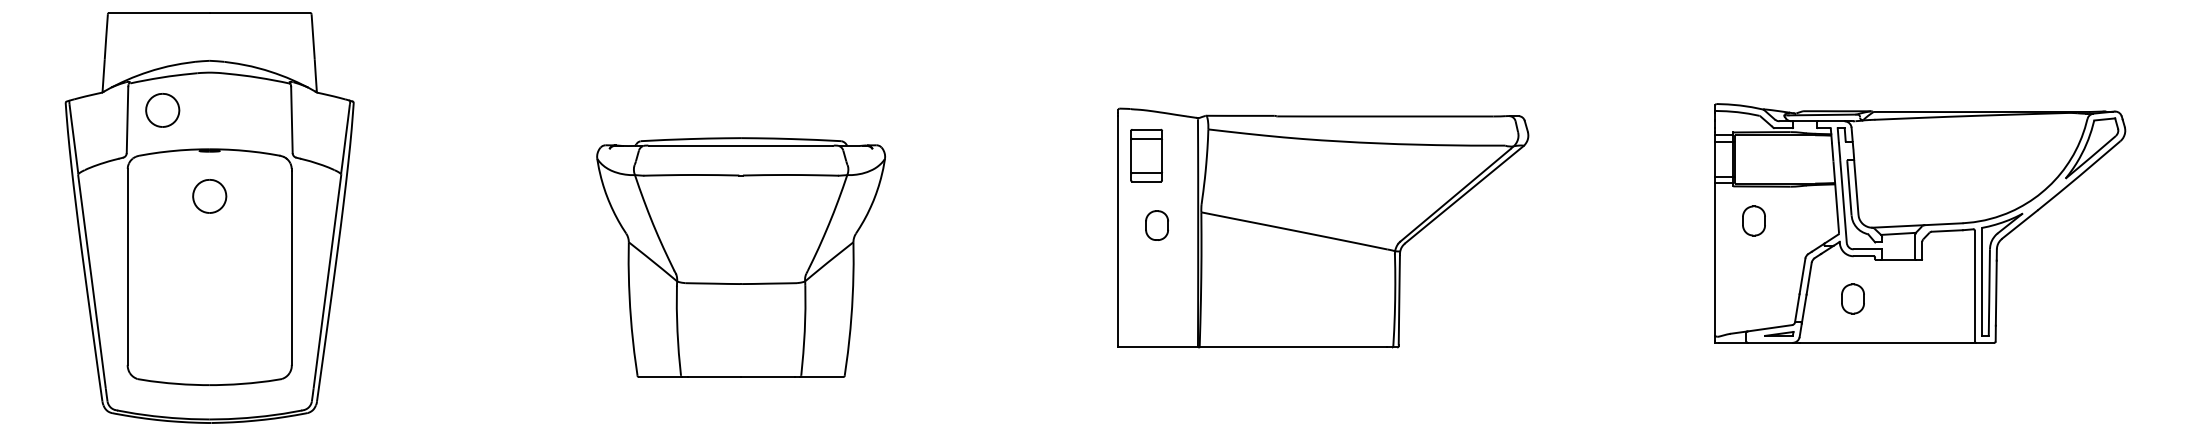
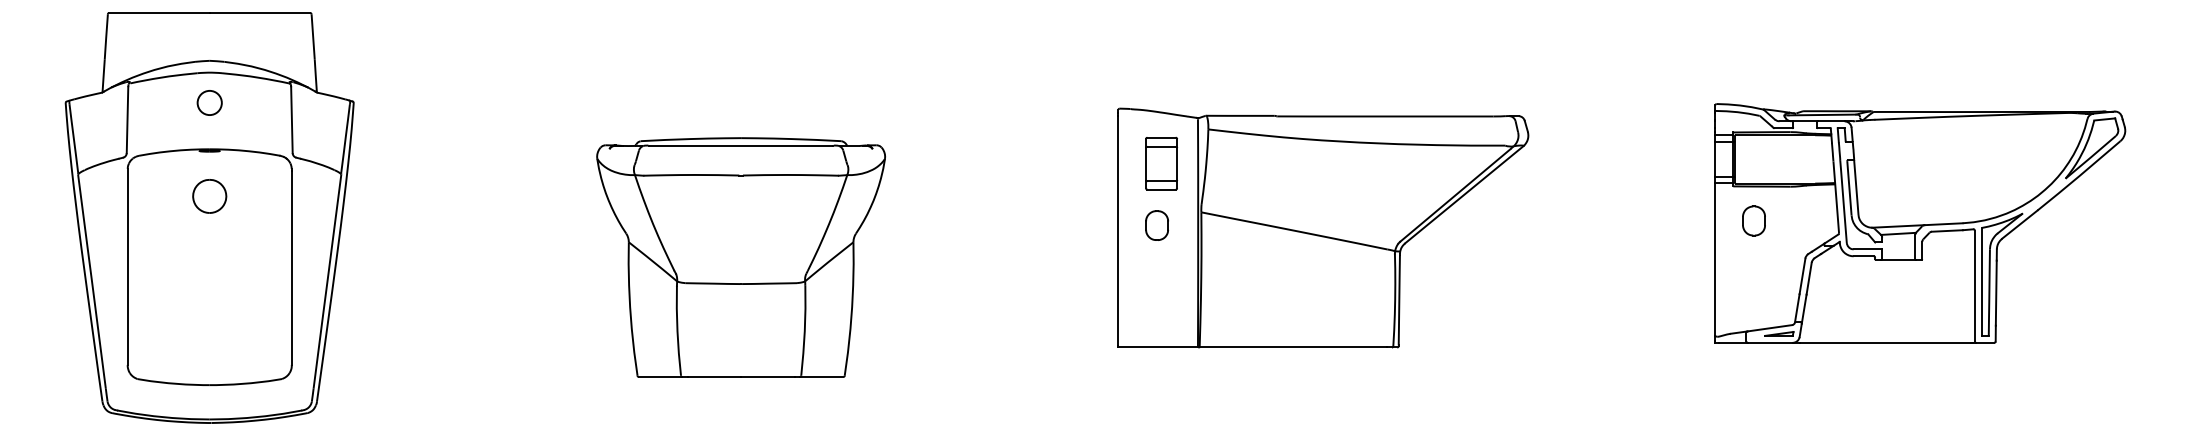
circle: none -> present (209, 102)
part: present -> none (162, 110)
part position: (1146, 155) -> (1161, 163) (1161, 163)
part: present -> none (1852, 298)
